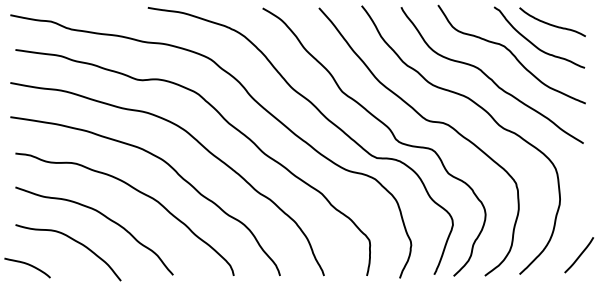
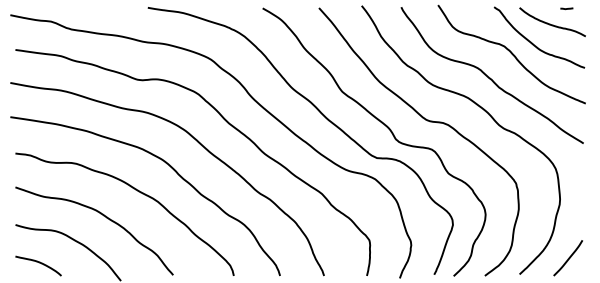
curve: none -> present (566, 8)
line position: (578, 255) -> (567, 258) (567, 258)
curve position: (28, 265) -> (39, 263) (39, 263)
